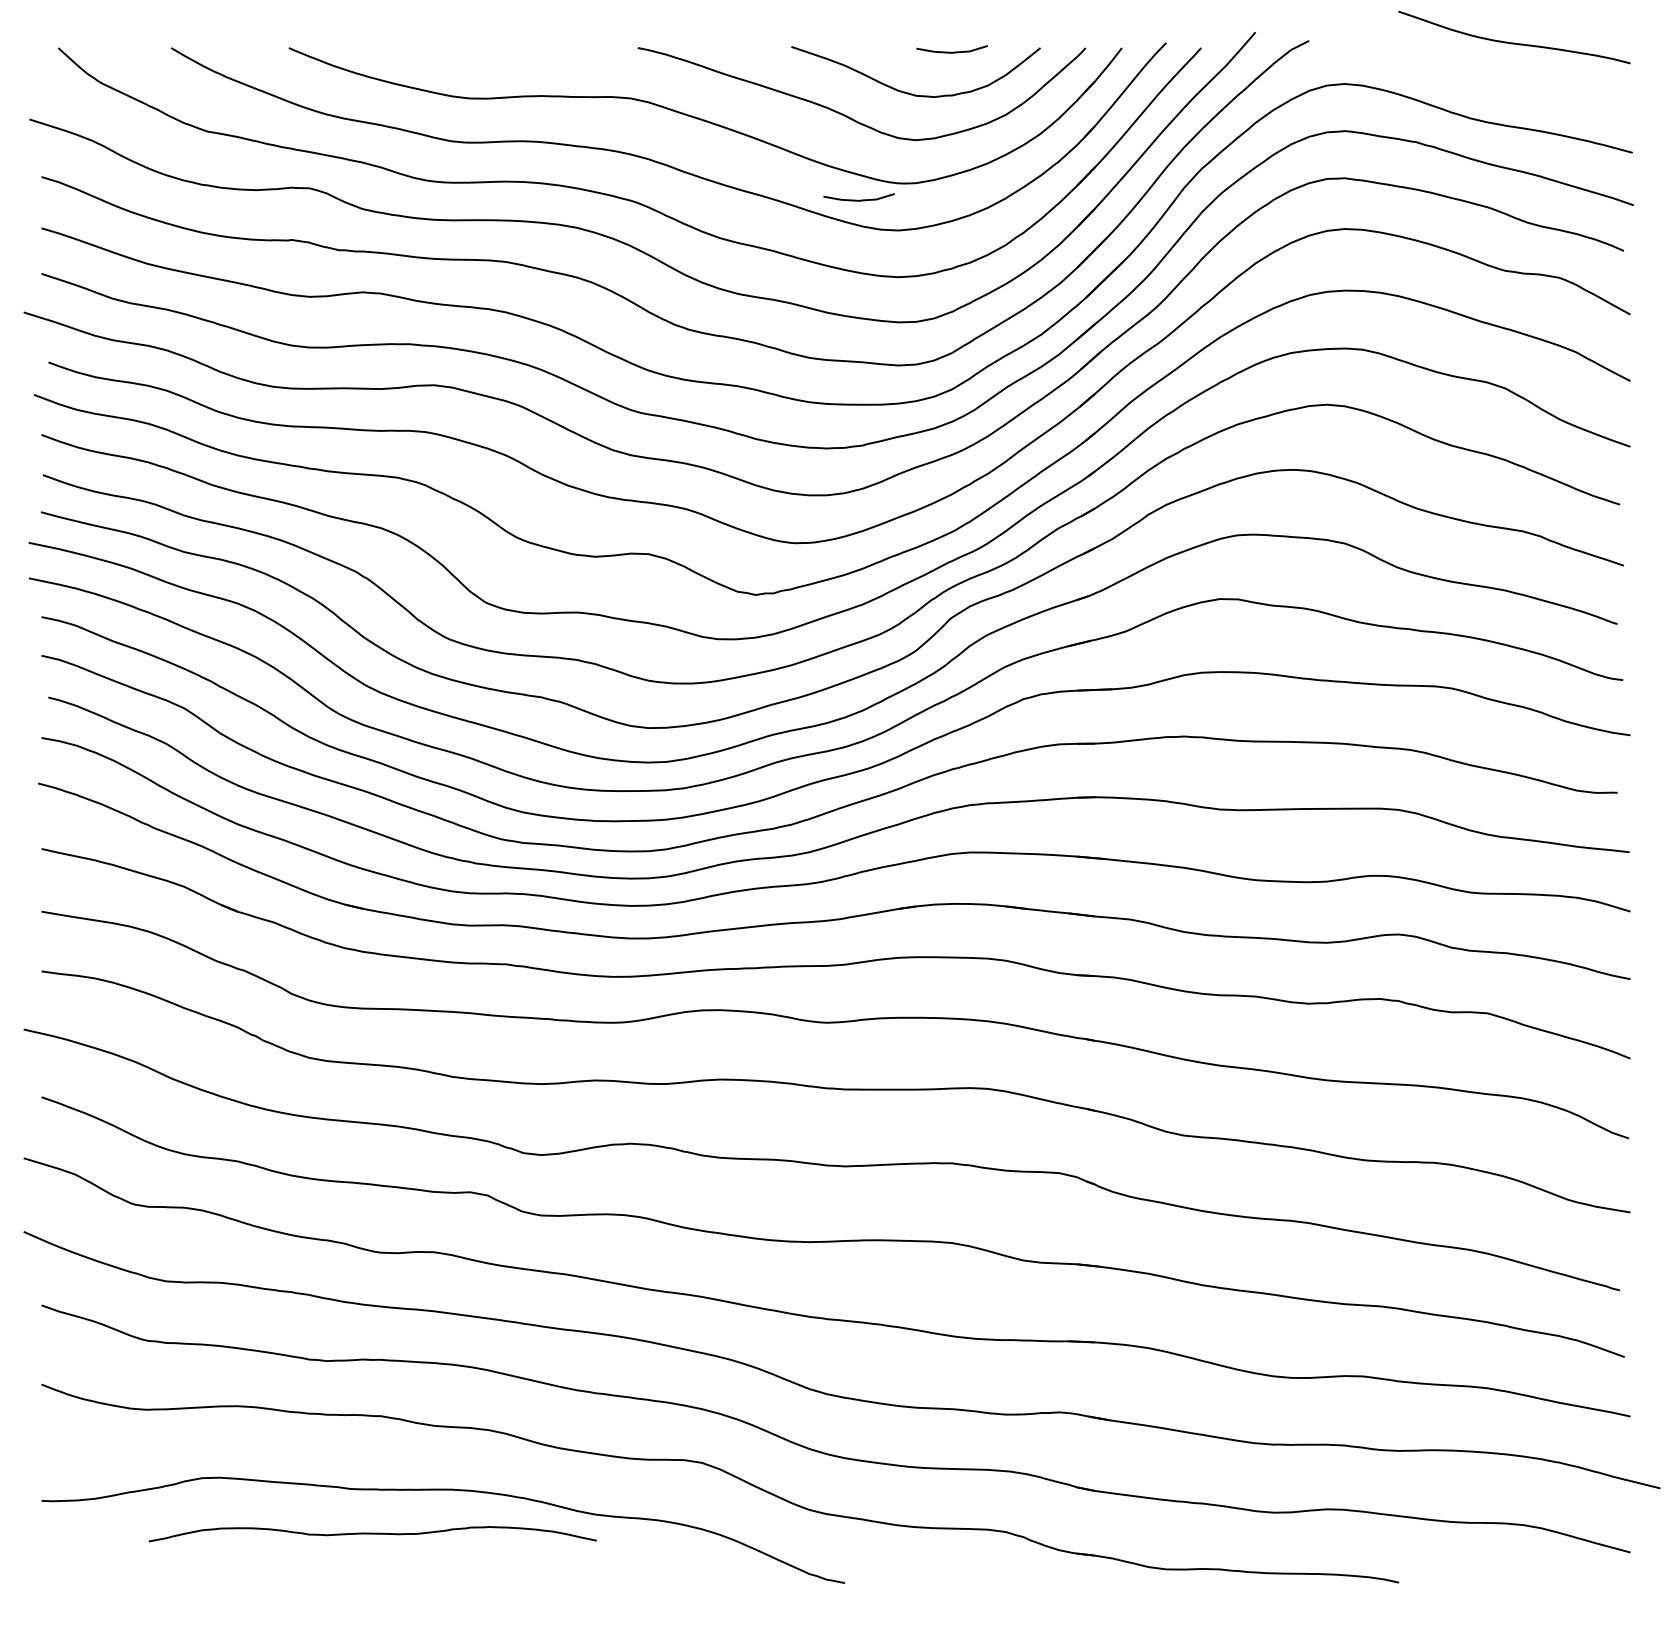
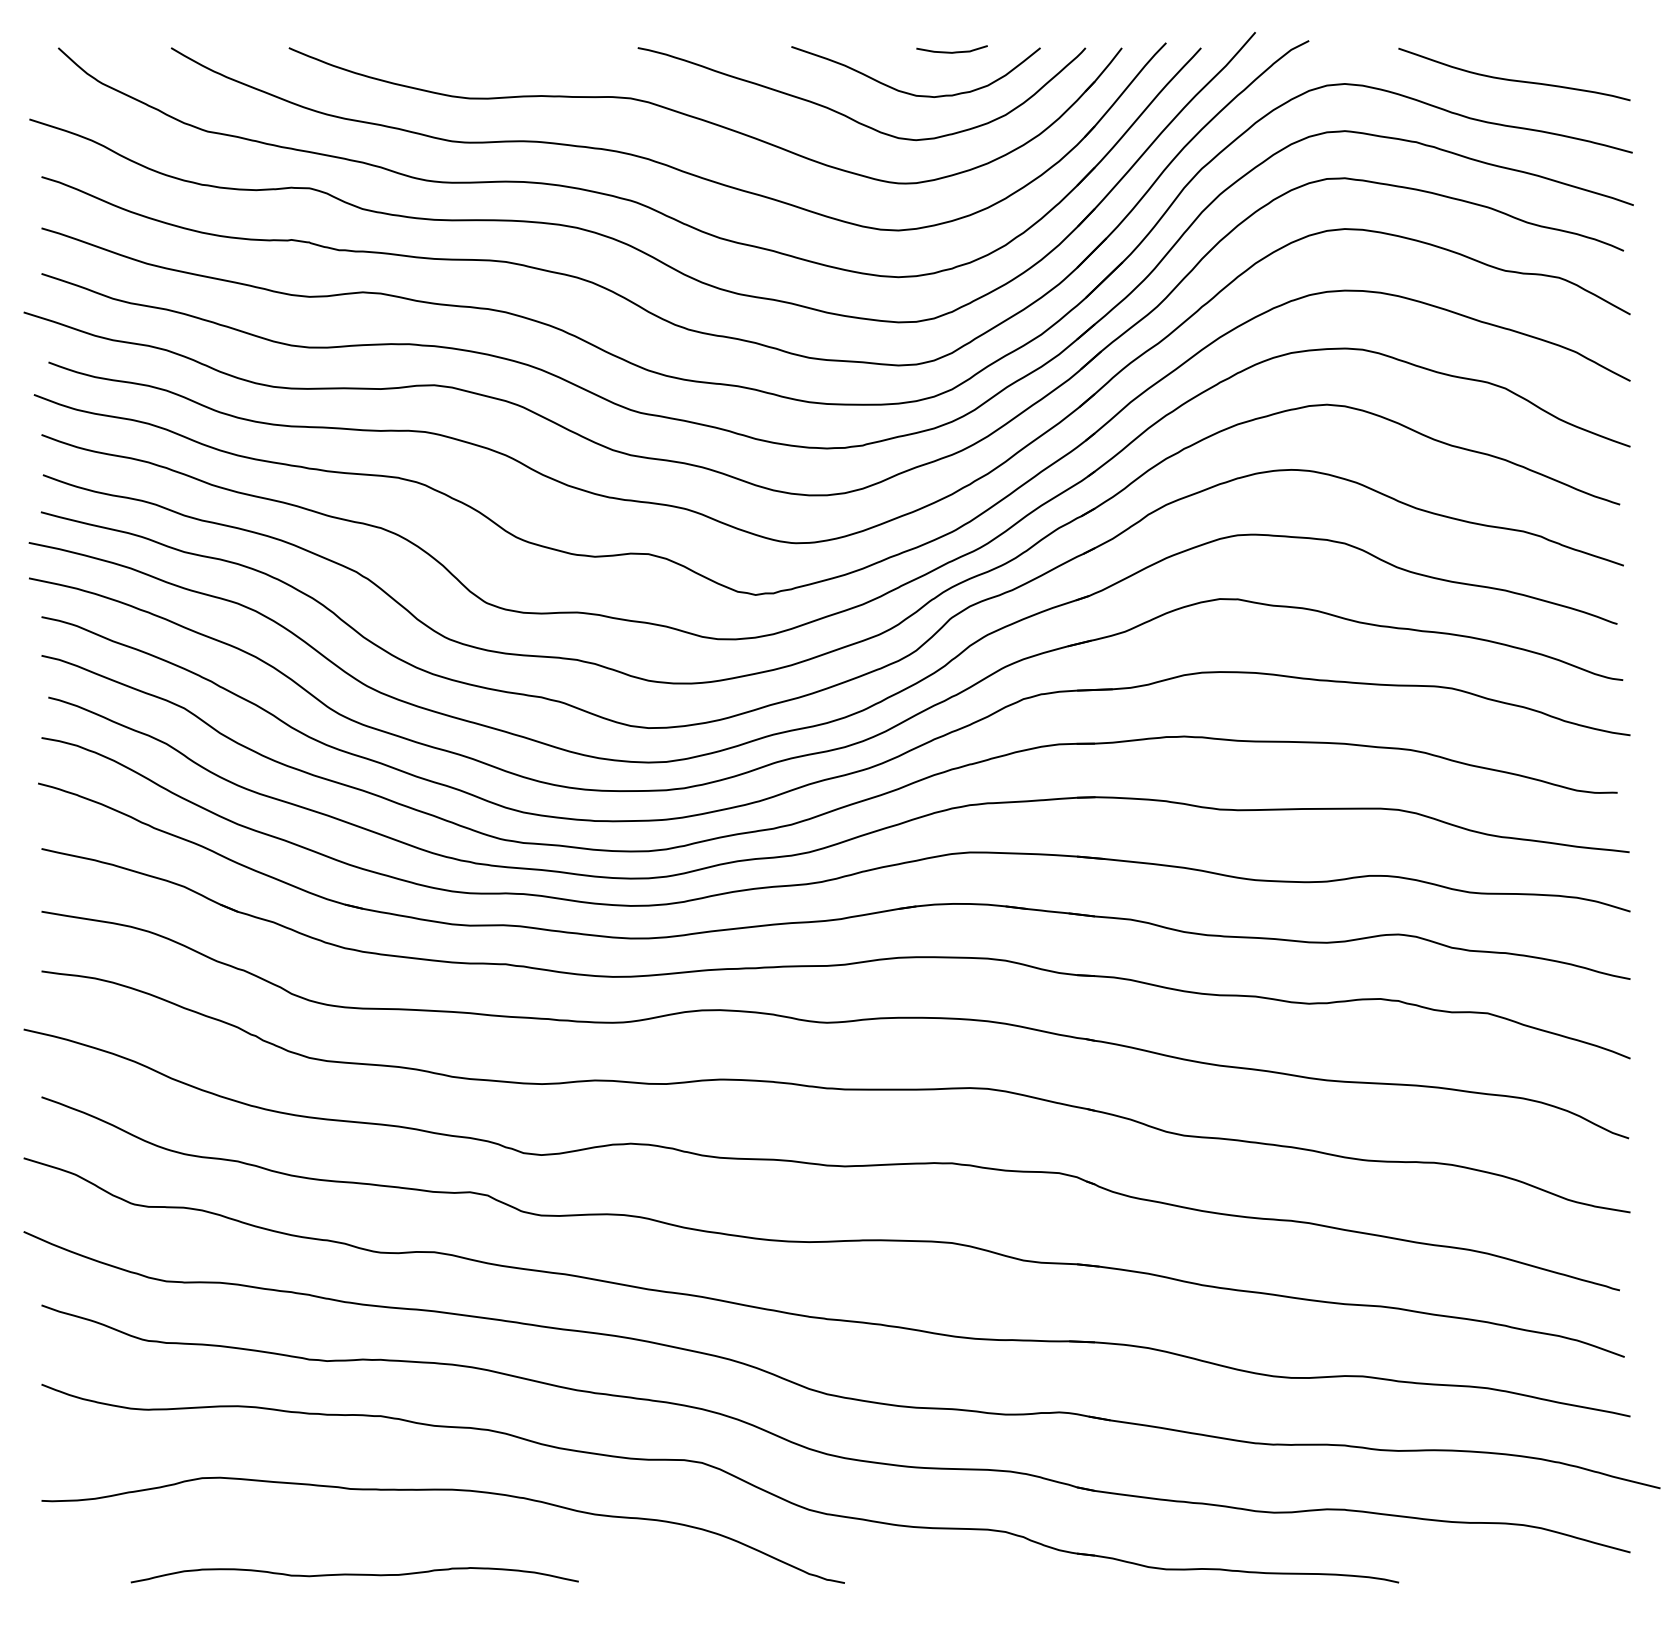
curve position: (1514, 42) -> (1514, 79) (1514, 79)
curve: present -> none (857, 199)
curve position: (372, 1534) -> (354, 1575) (354, 1575)
